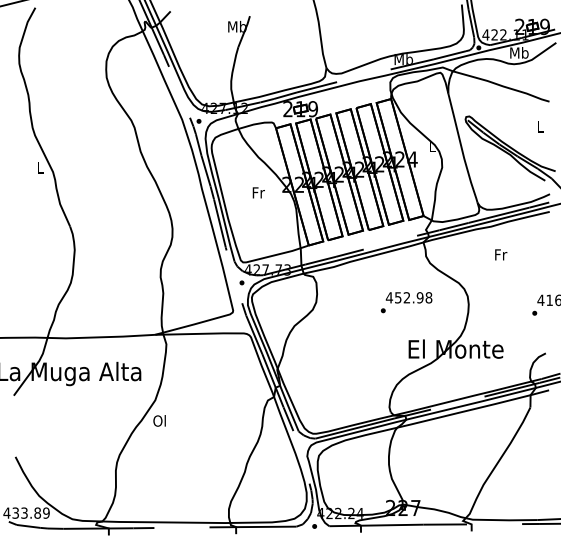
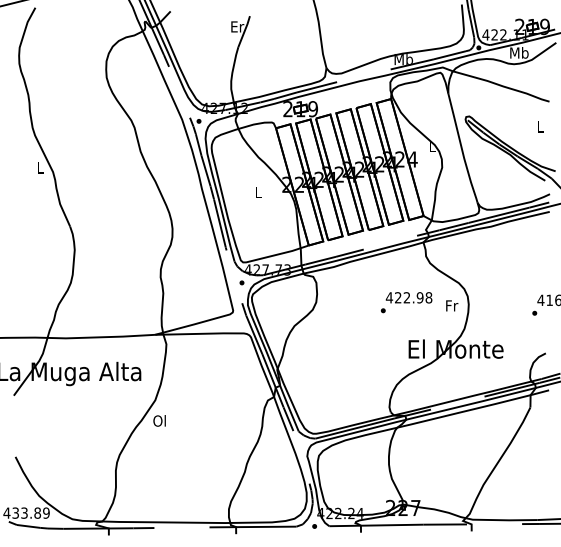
text: Mb -> Er (237, 26)
text: Fr -> L (258, 192)
text position: (501, 254) -> (452, 305) (452, 305)
text: 452.98 -> 422.98 (398, 297)
